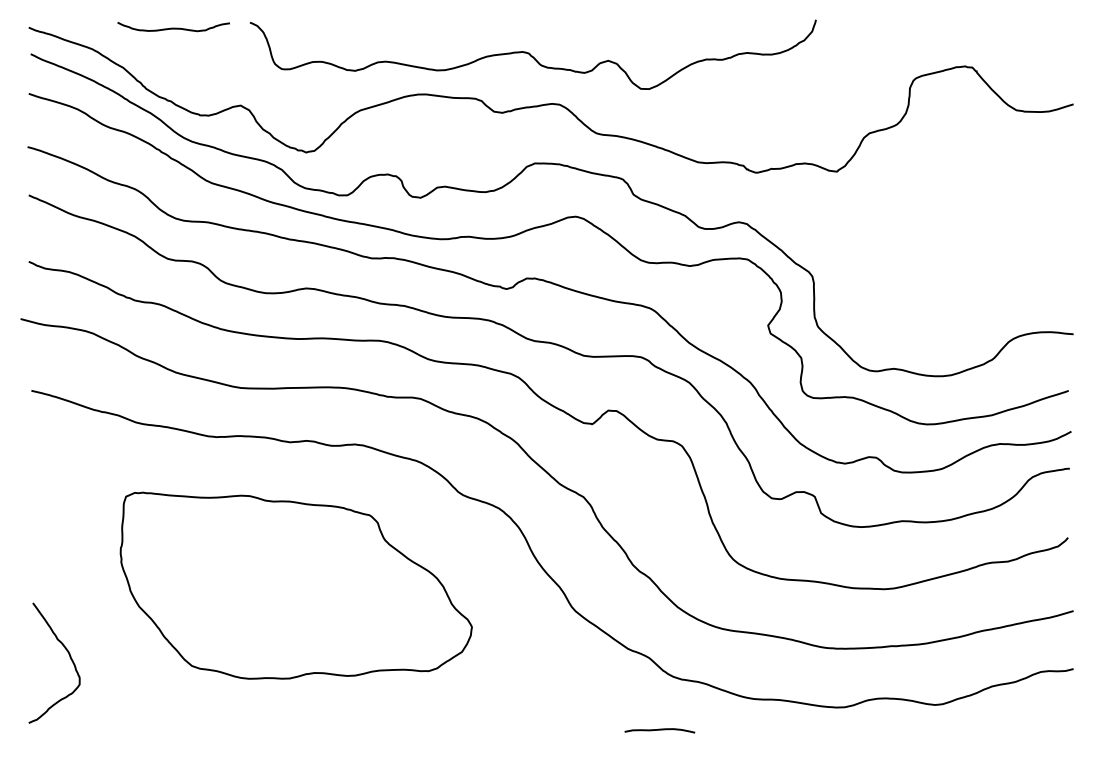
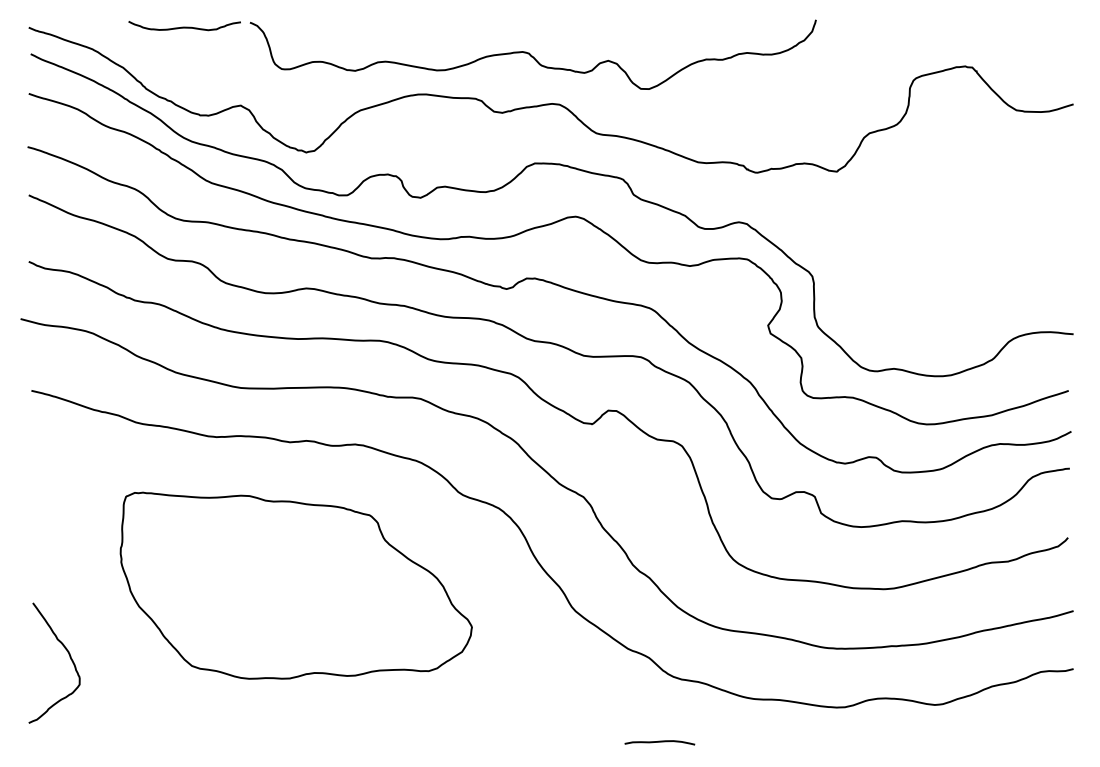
curve position: (173, 27) -> (184, 26) (184, 26)
curve position: (659, 730) -> (659, 742) (659, 742)
